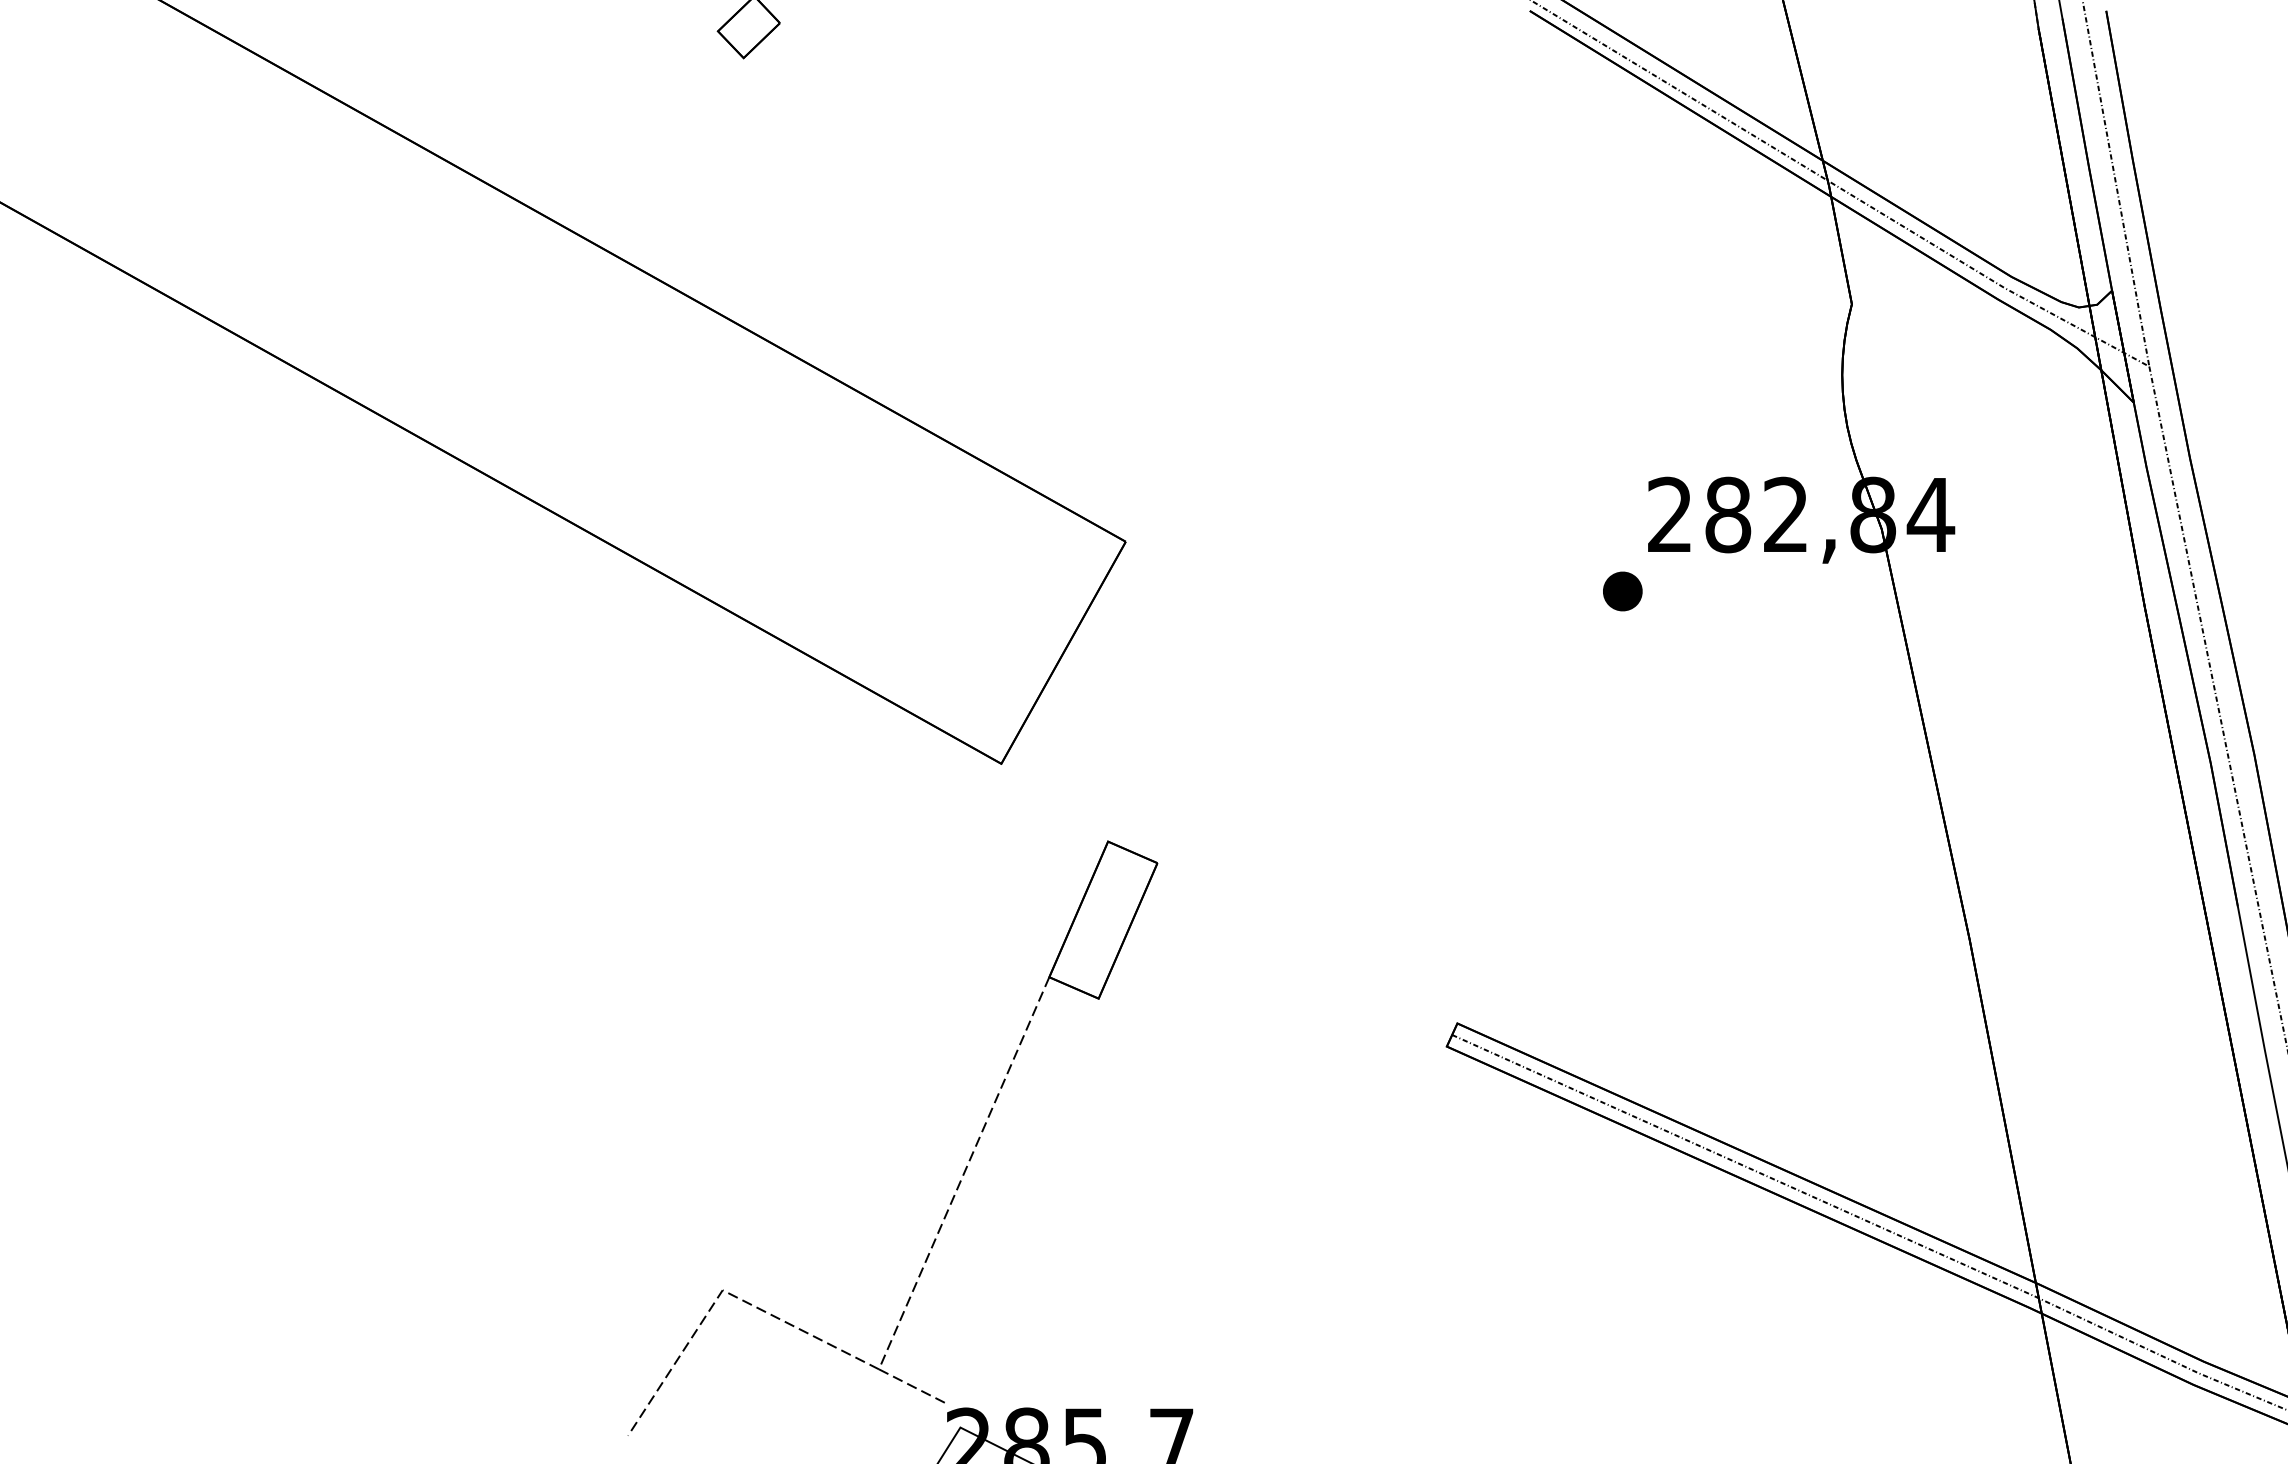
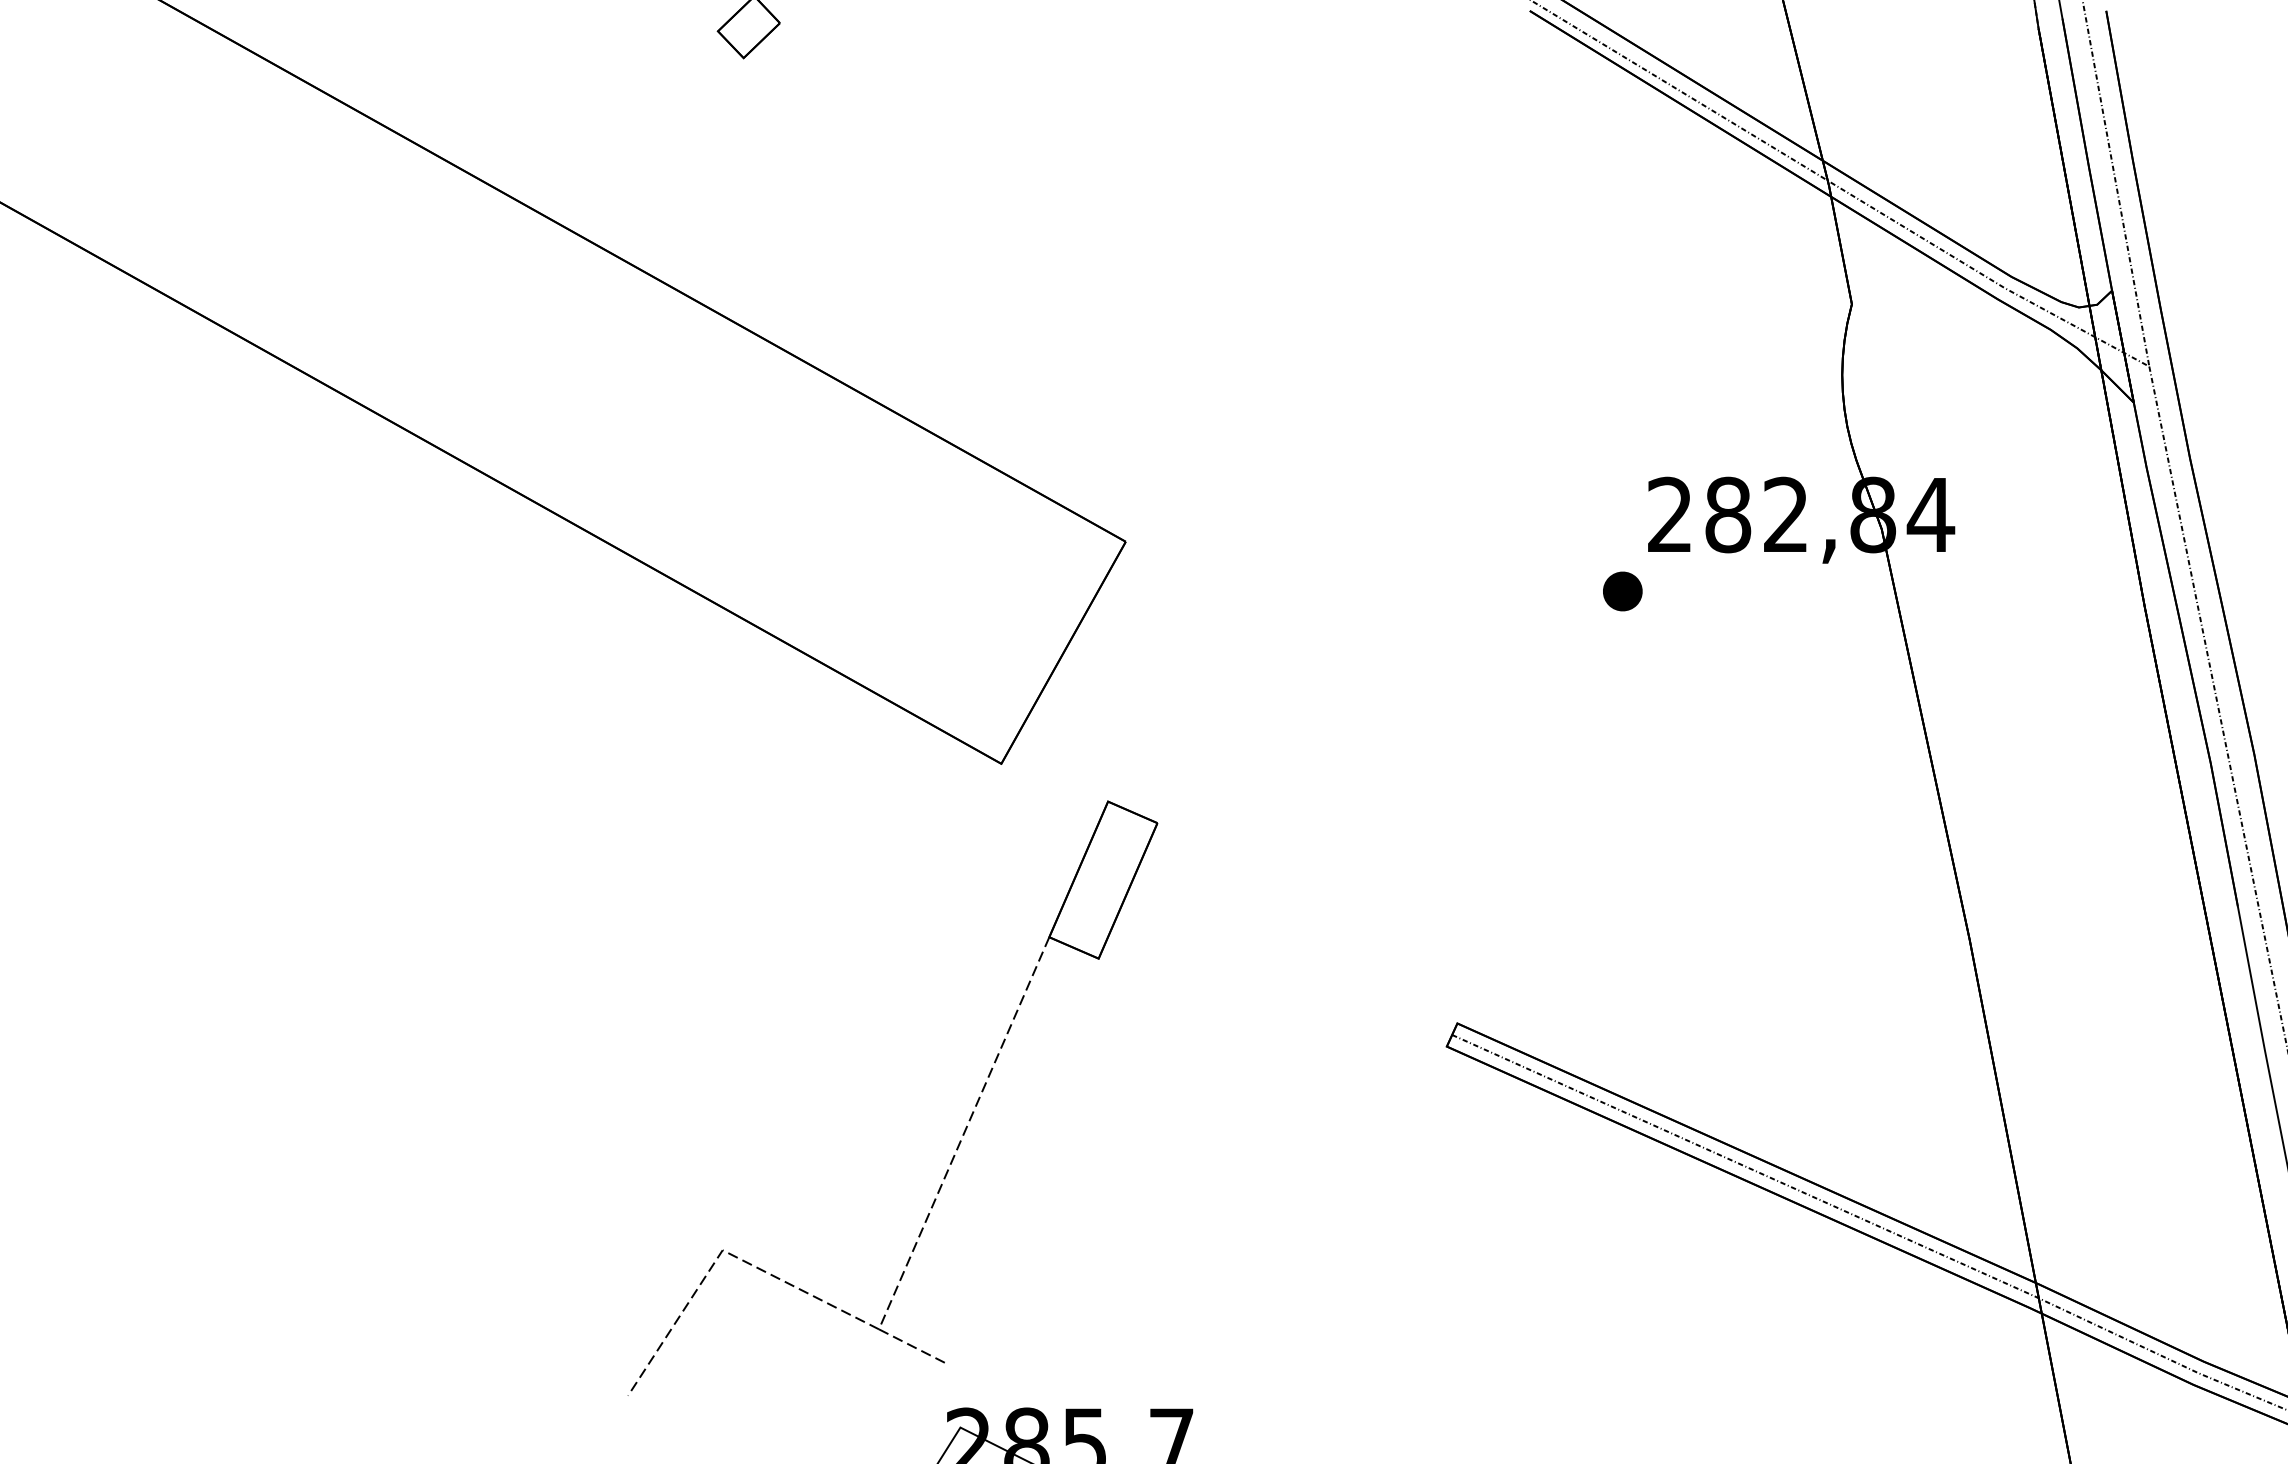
part position: (963, 1171) -> (963, 1131) (963, 1131)
